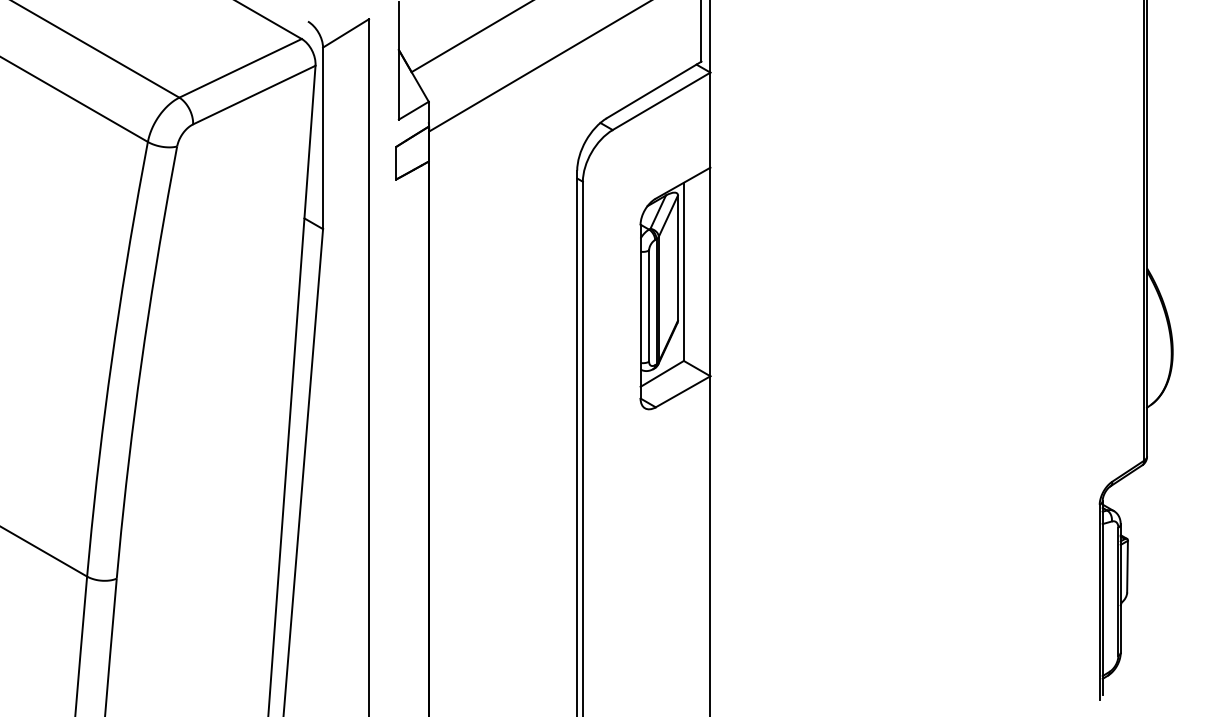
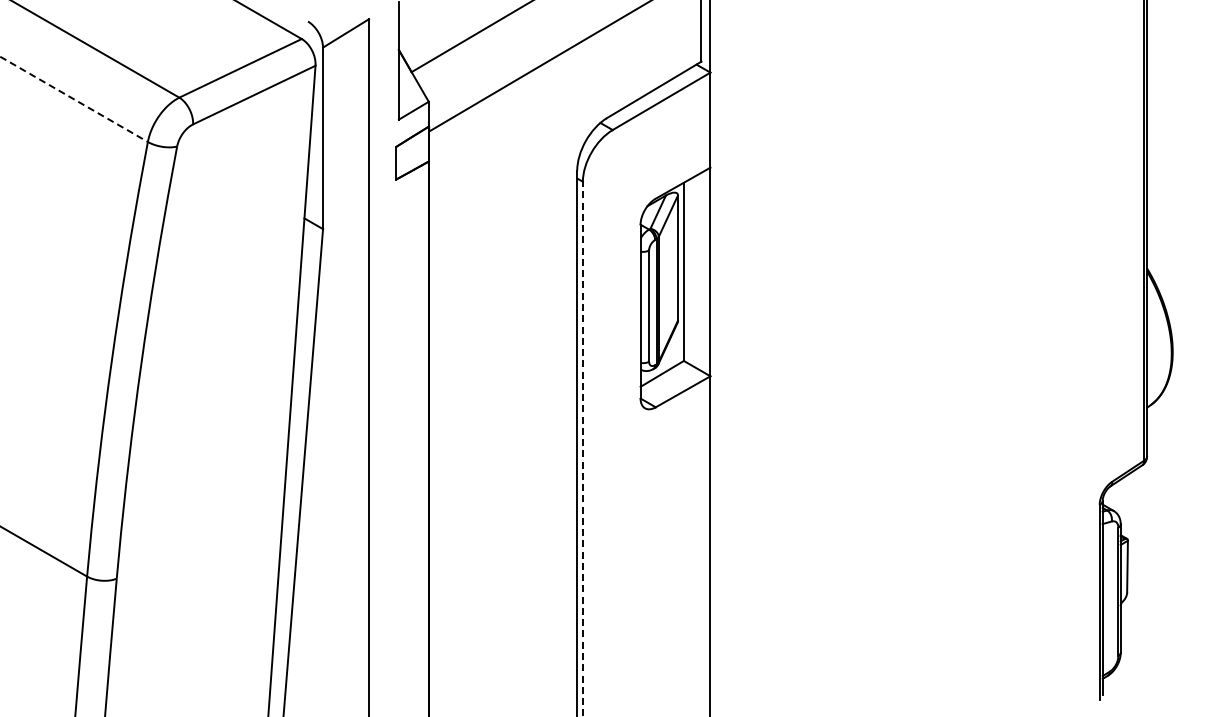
line: solid -> dashed (74, 99)
line: solid -> dashed (582, 448)
